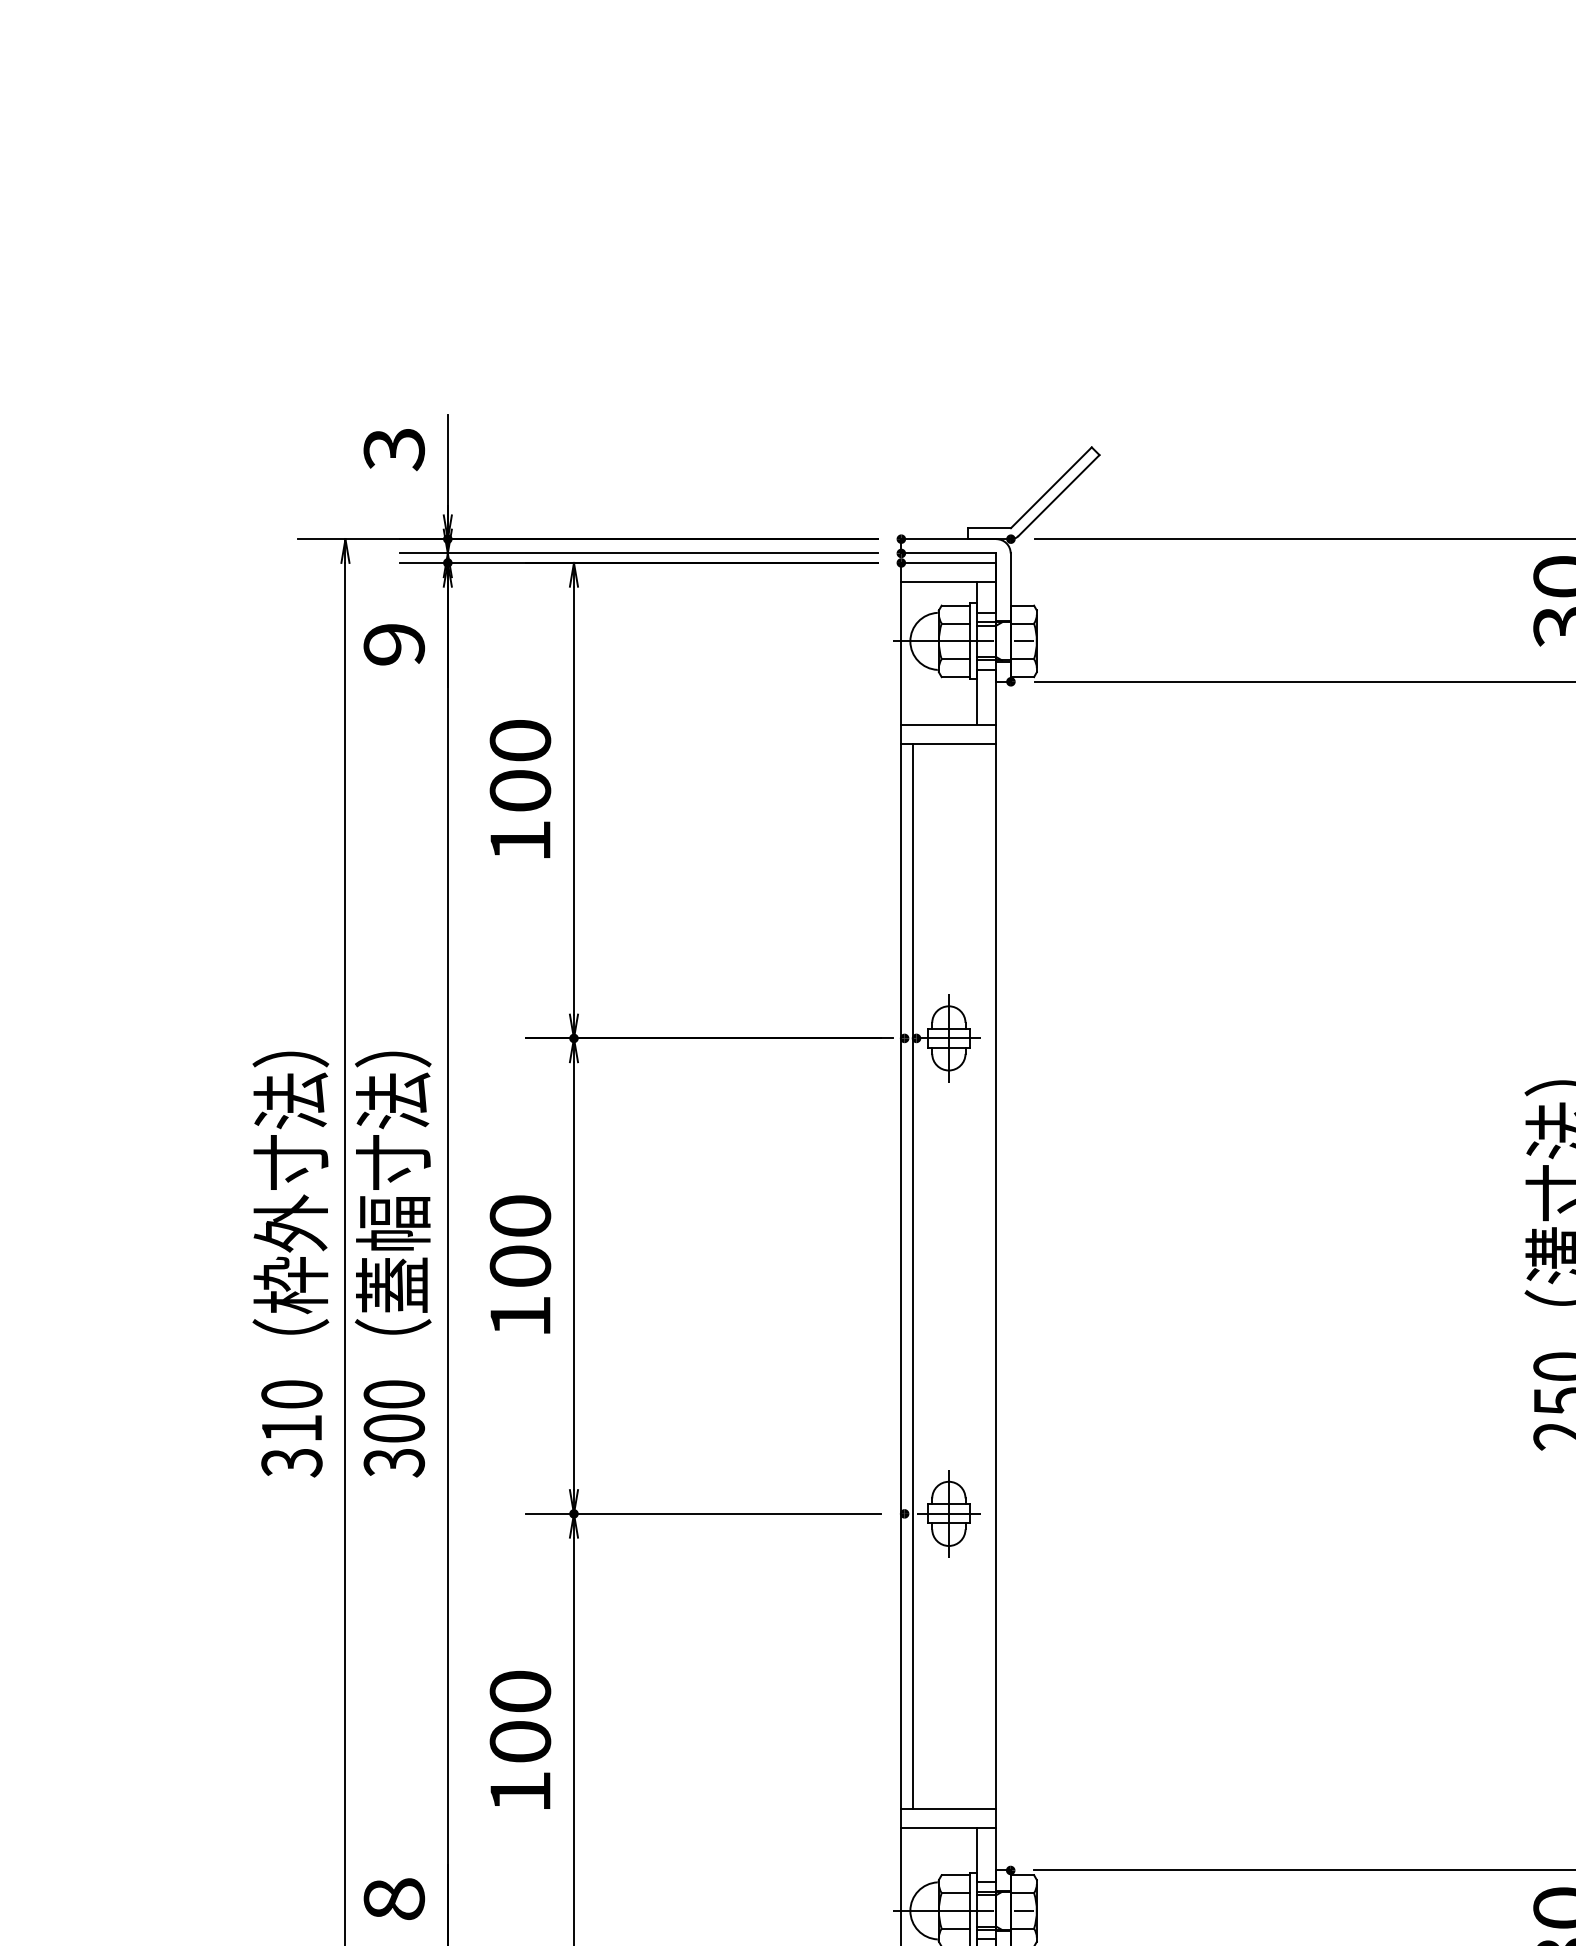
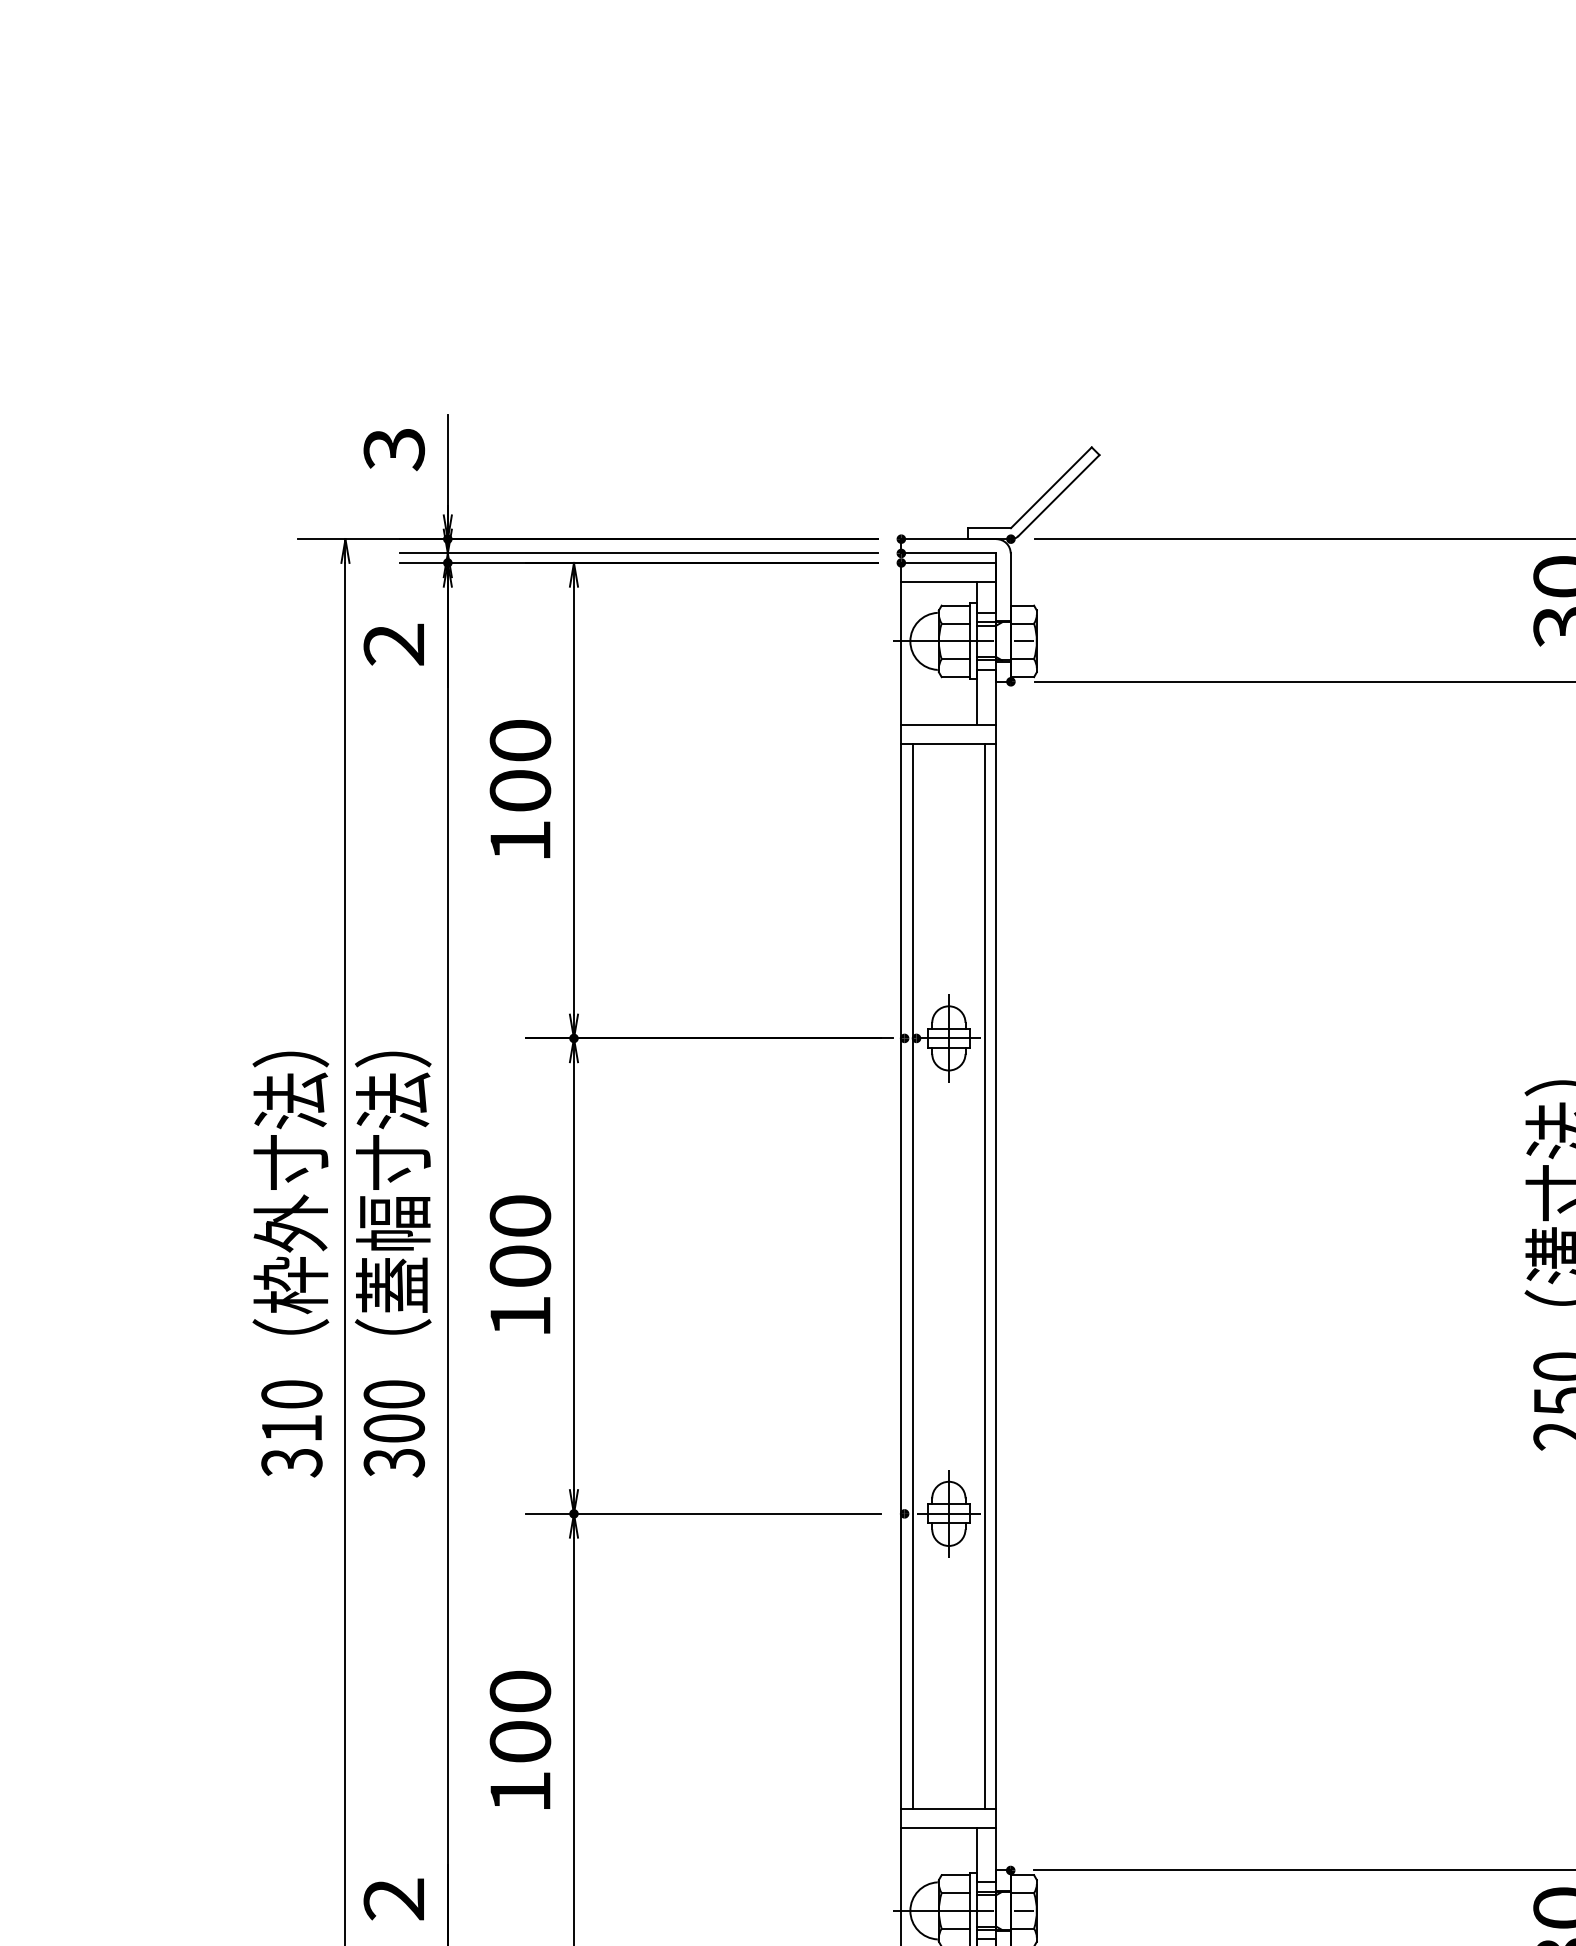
text: 9 -> 2 (394, 644)
line: none -> present (984, 1275)
text: 8 -> 2 (394, 1899)
